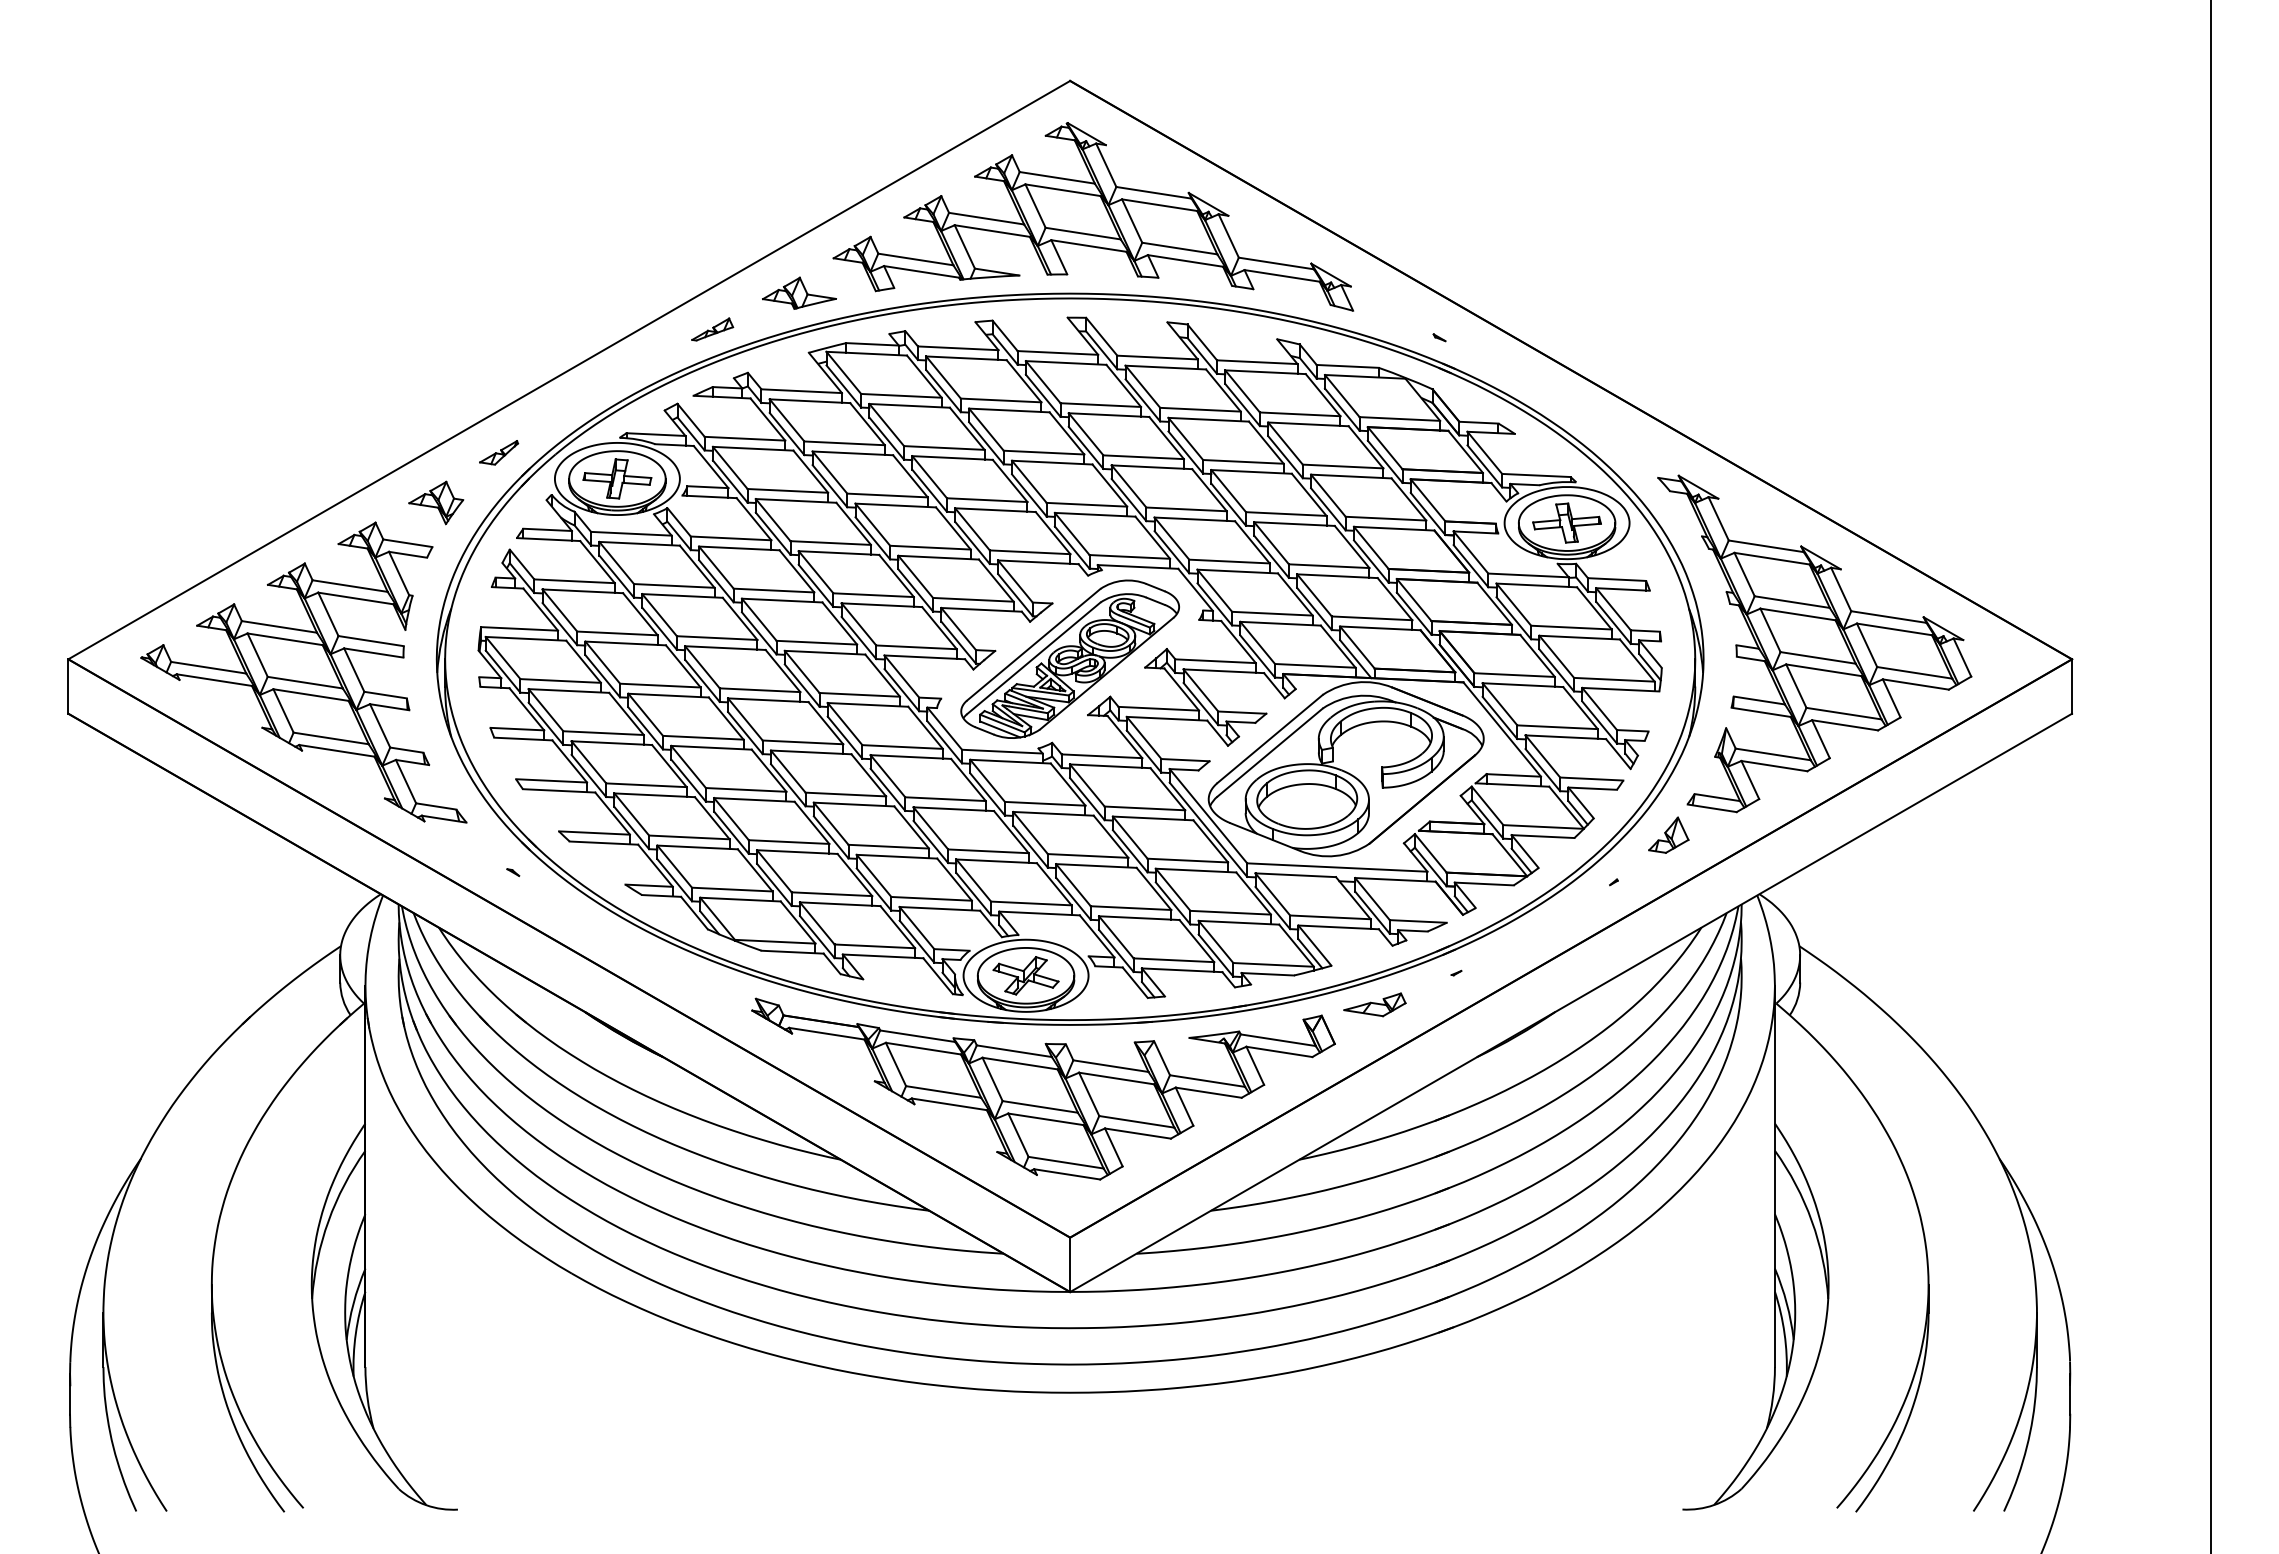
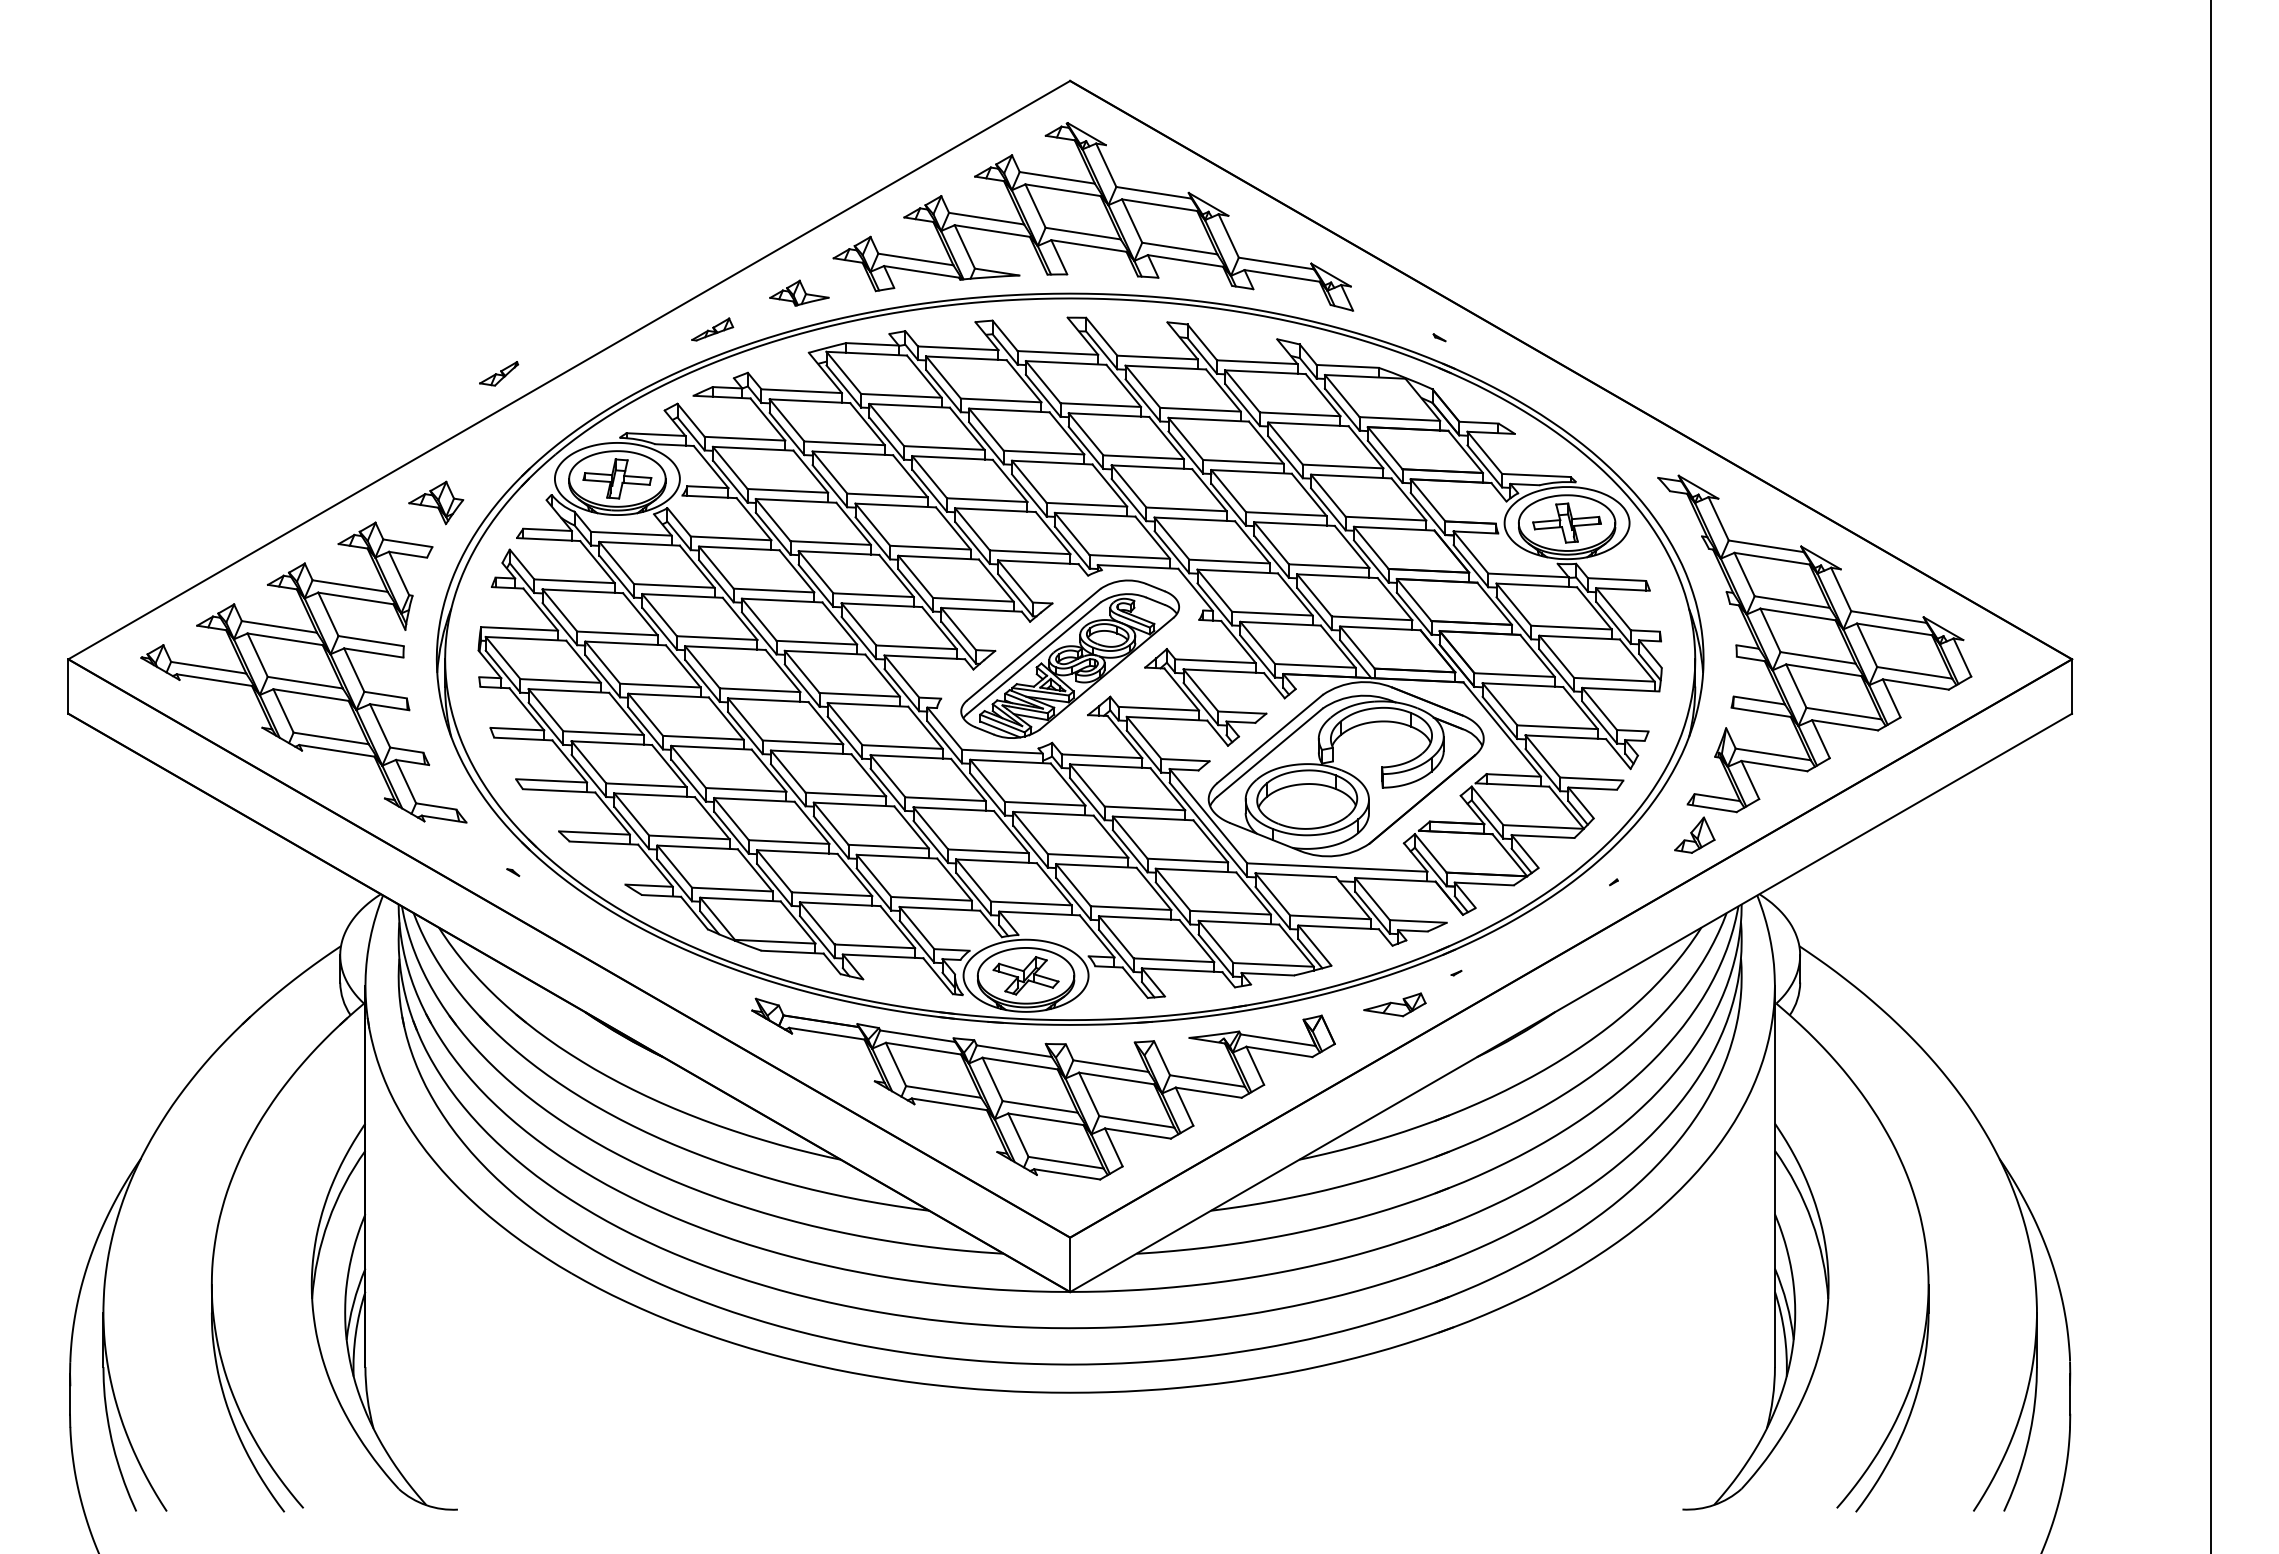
part size: 75x34 px -> 61x28 px (799, 292)
part position: (499, 452) -> (499, 373) (499, 373)
part position: (1668, 834) -> (1694, 834) (1694, 834)
part position: (1374, 1004) -> (1394, 1004) (1394, 1004)
